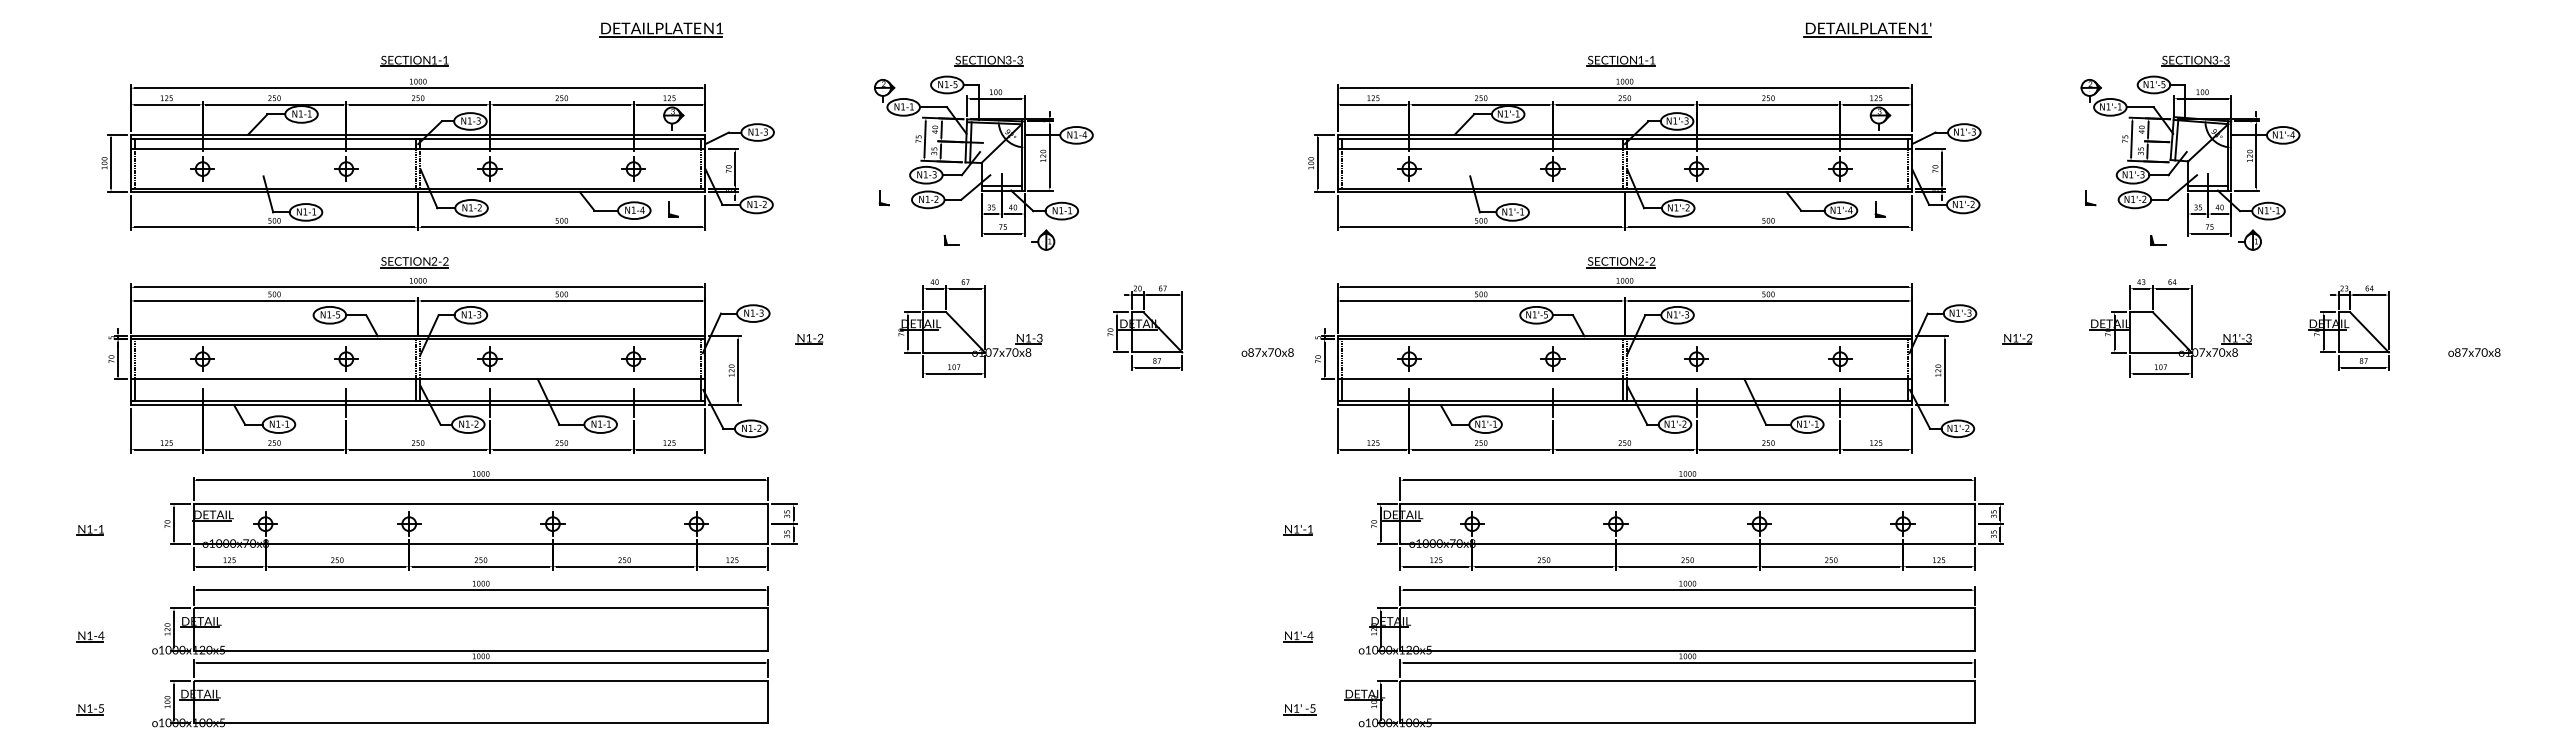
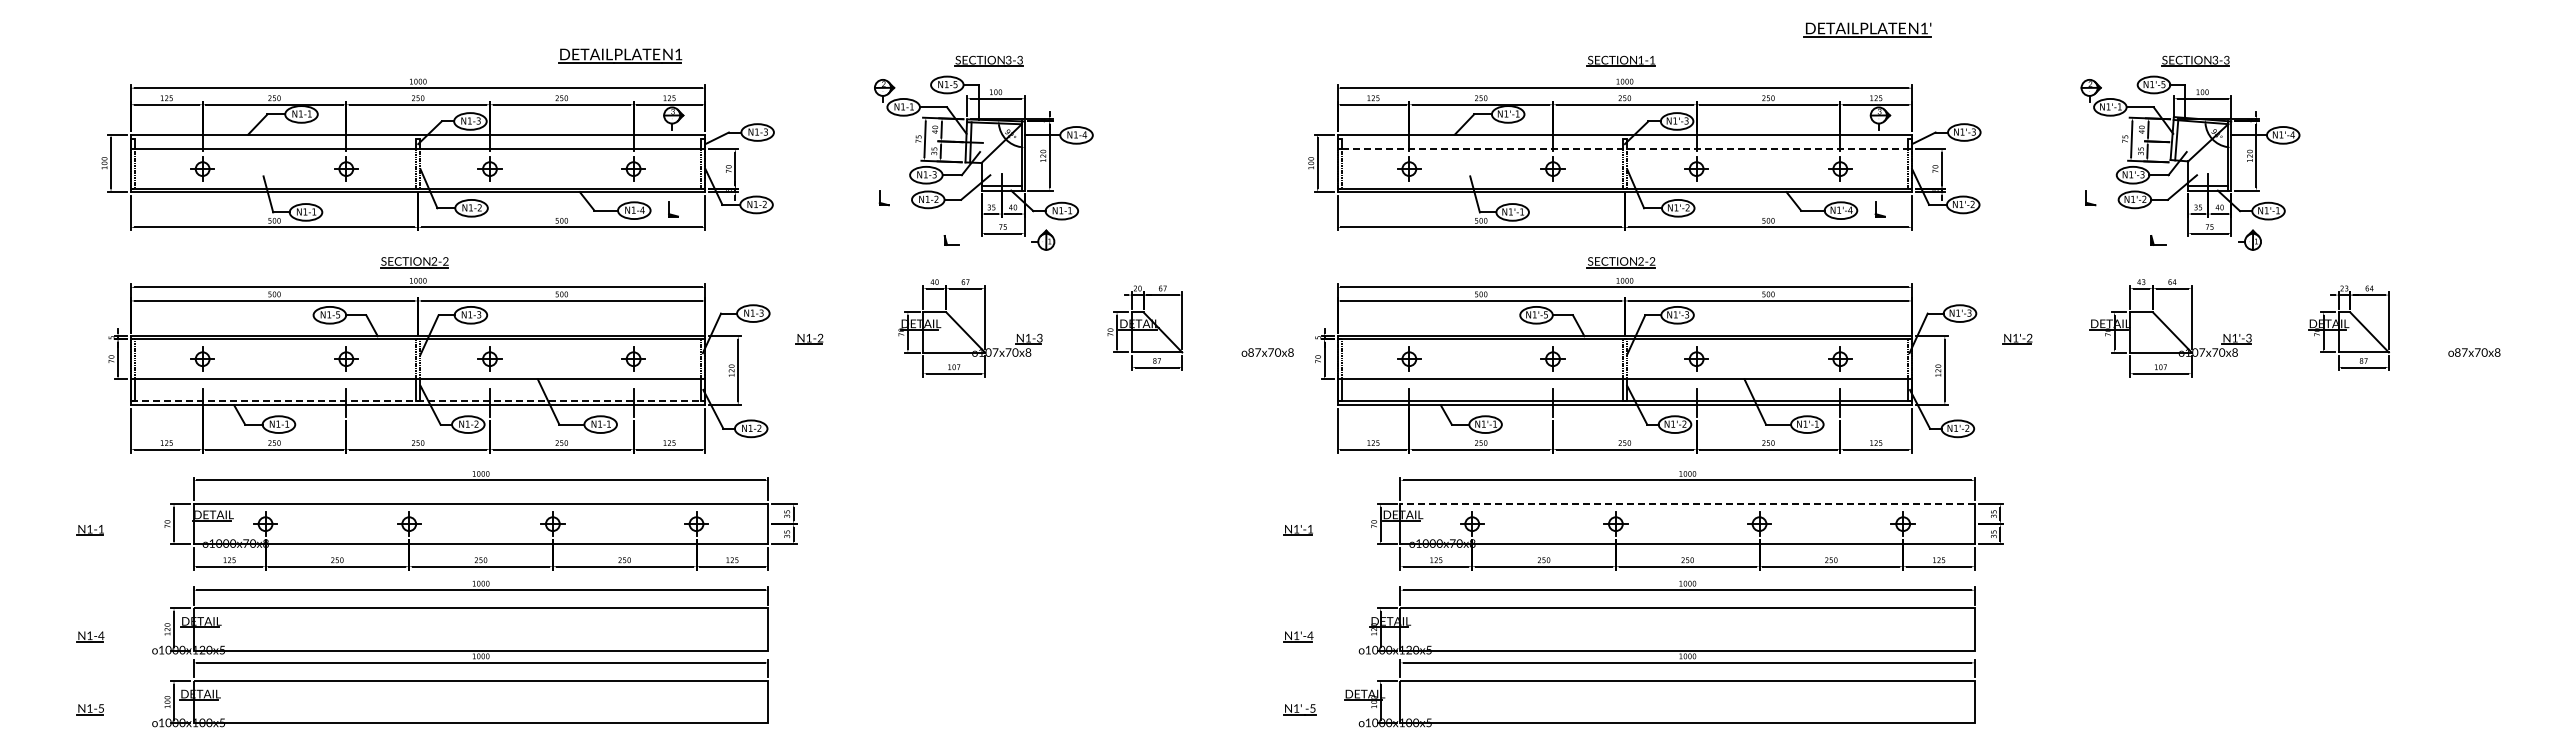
part position: (661, 29) -> (620, 55) (620, 55)
part: present -> none (414, 60)
line: present -> none (417, 139)
line: present -> none (1624, 139)
line: solid -> dashed (1624, 149)
line: solid -> dashed (418, 400)
line: solid -> dashed (1687, 504)
